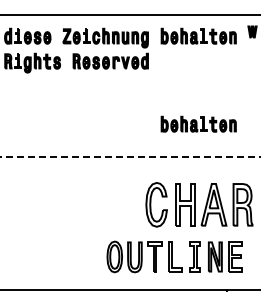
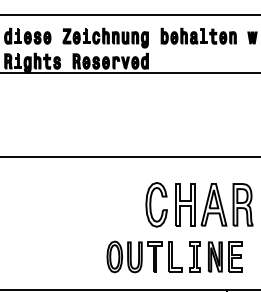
part position: (252, 31) -> (252, 37) (252, 37)
line: none -> present (129, 73)
part: present -> none (198, 123)
line: dashed -> solid (130, 156)
